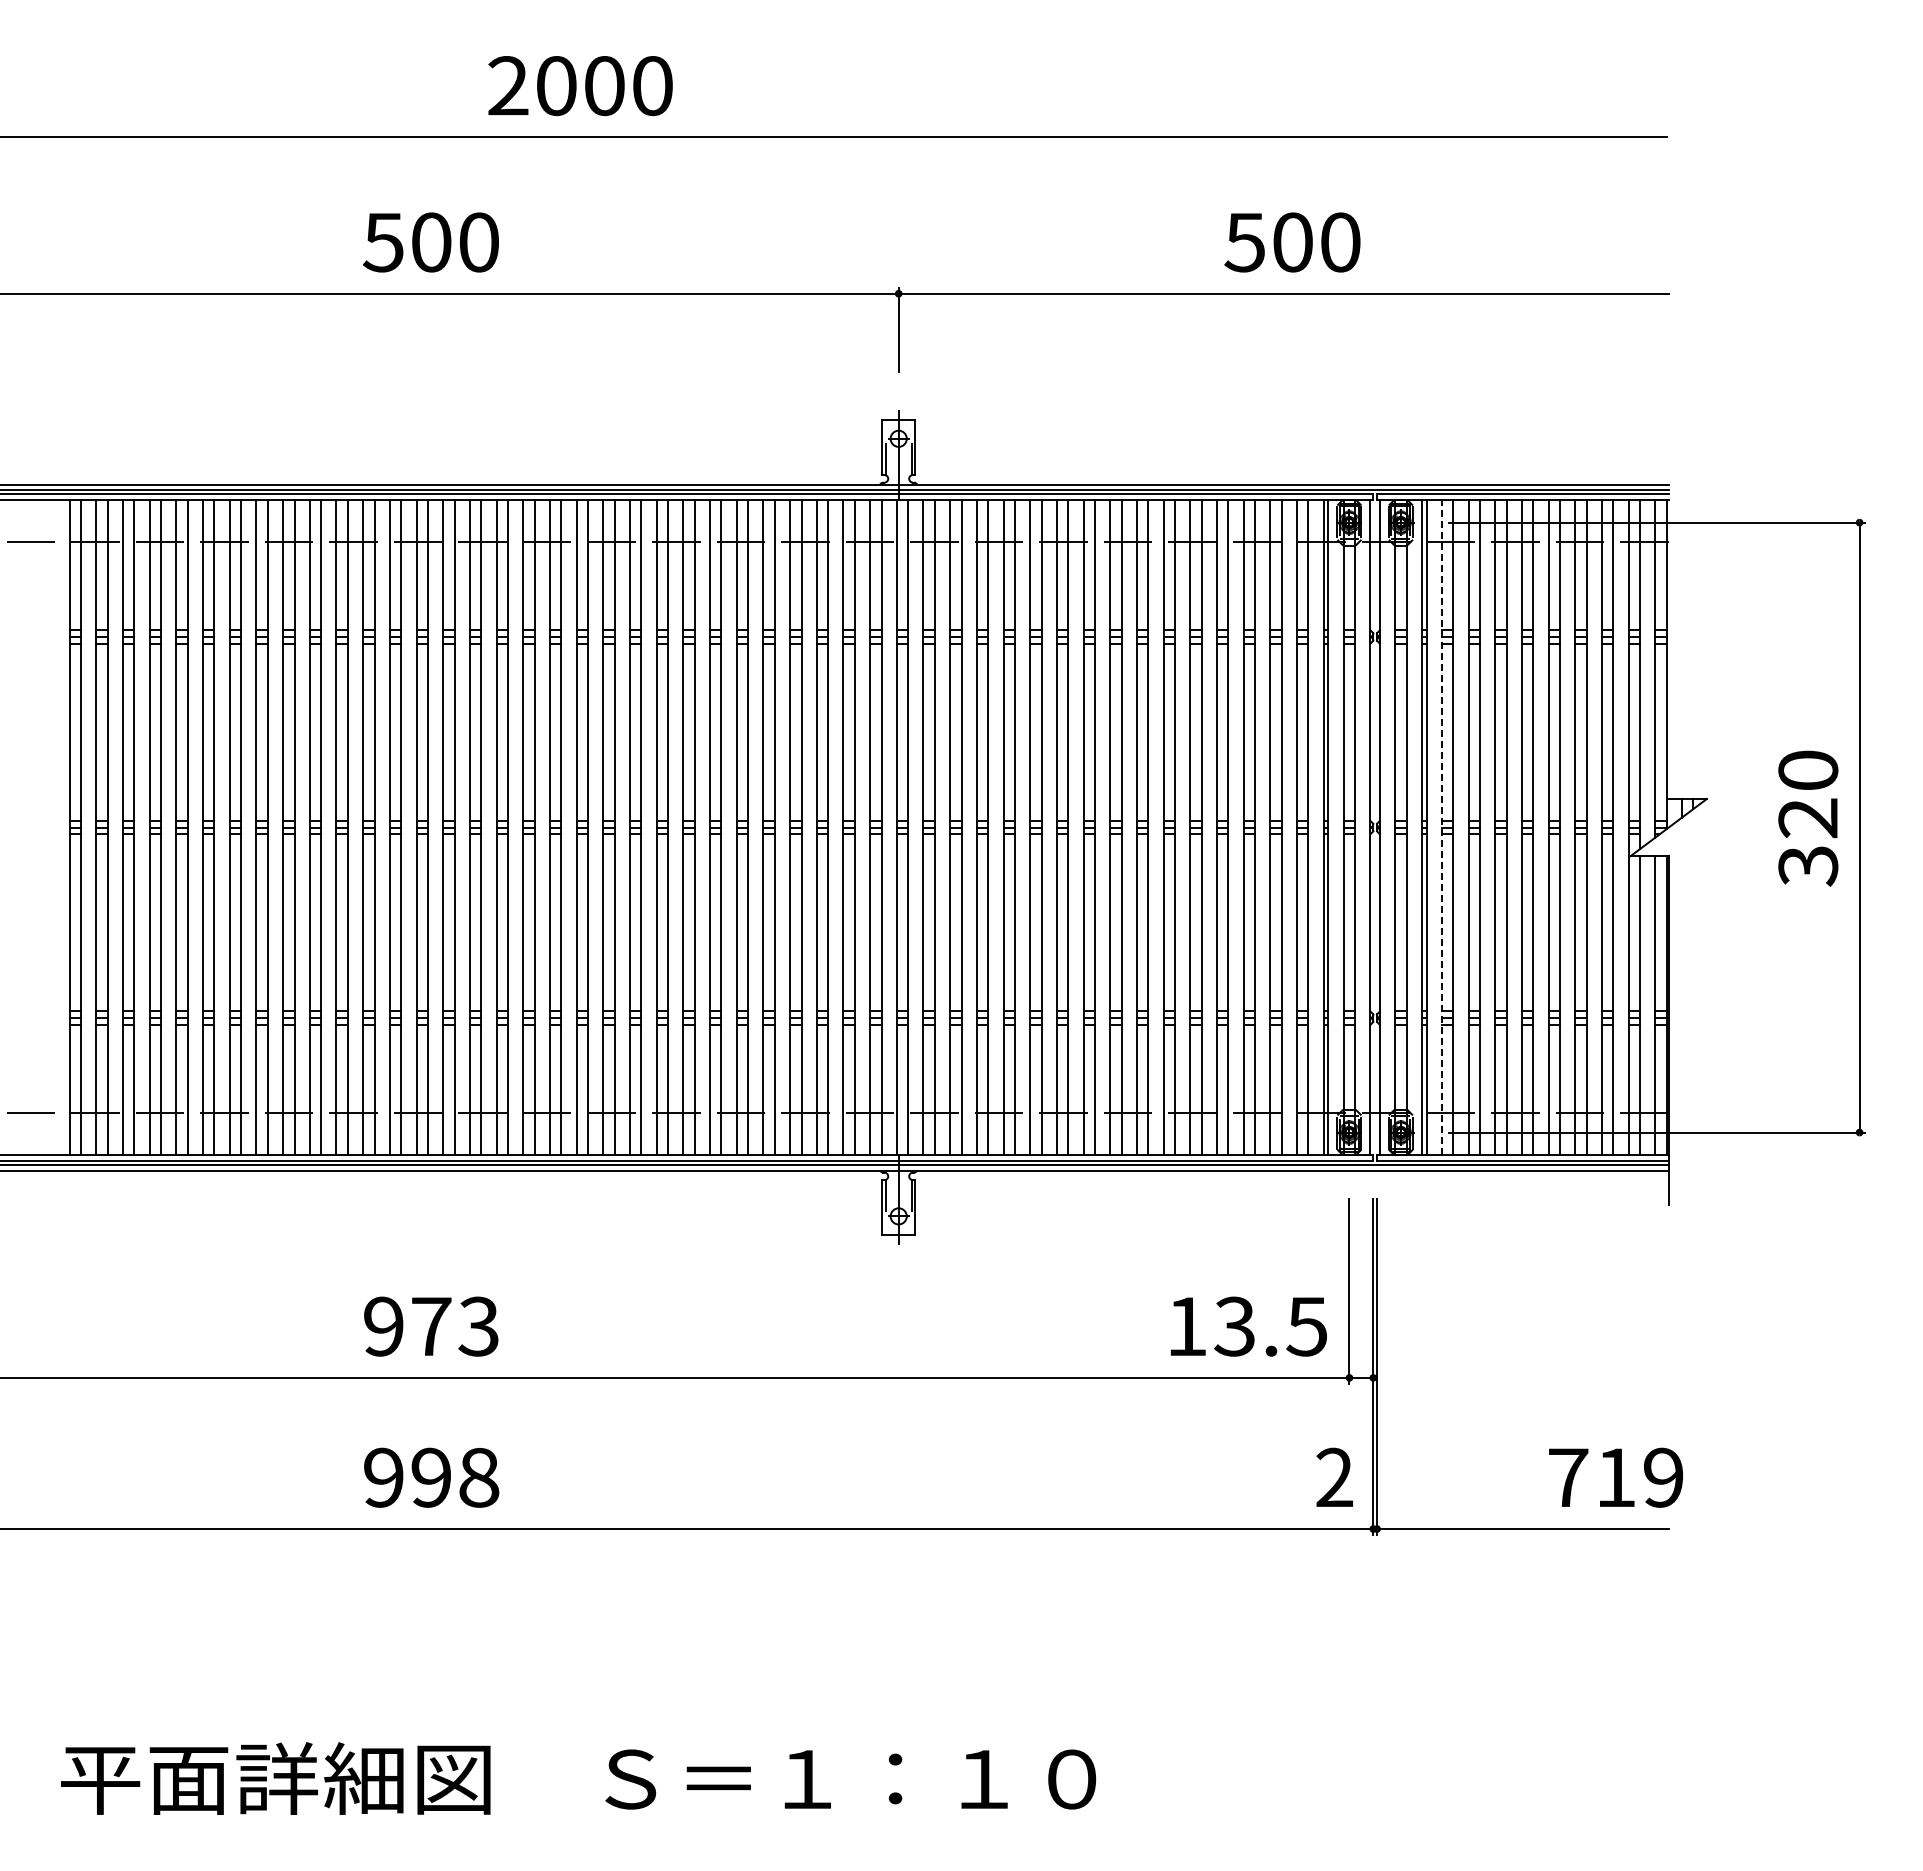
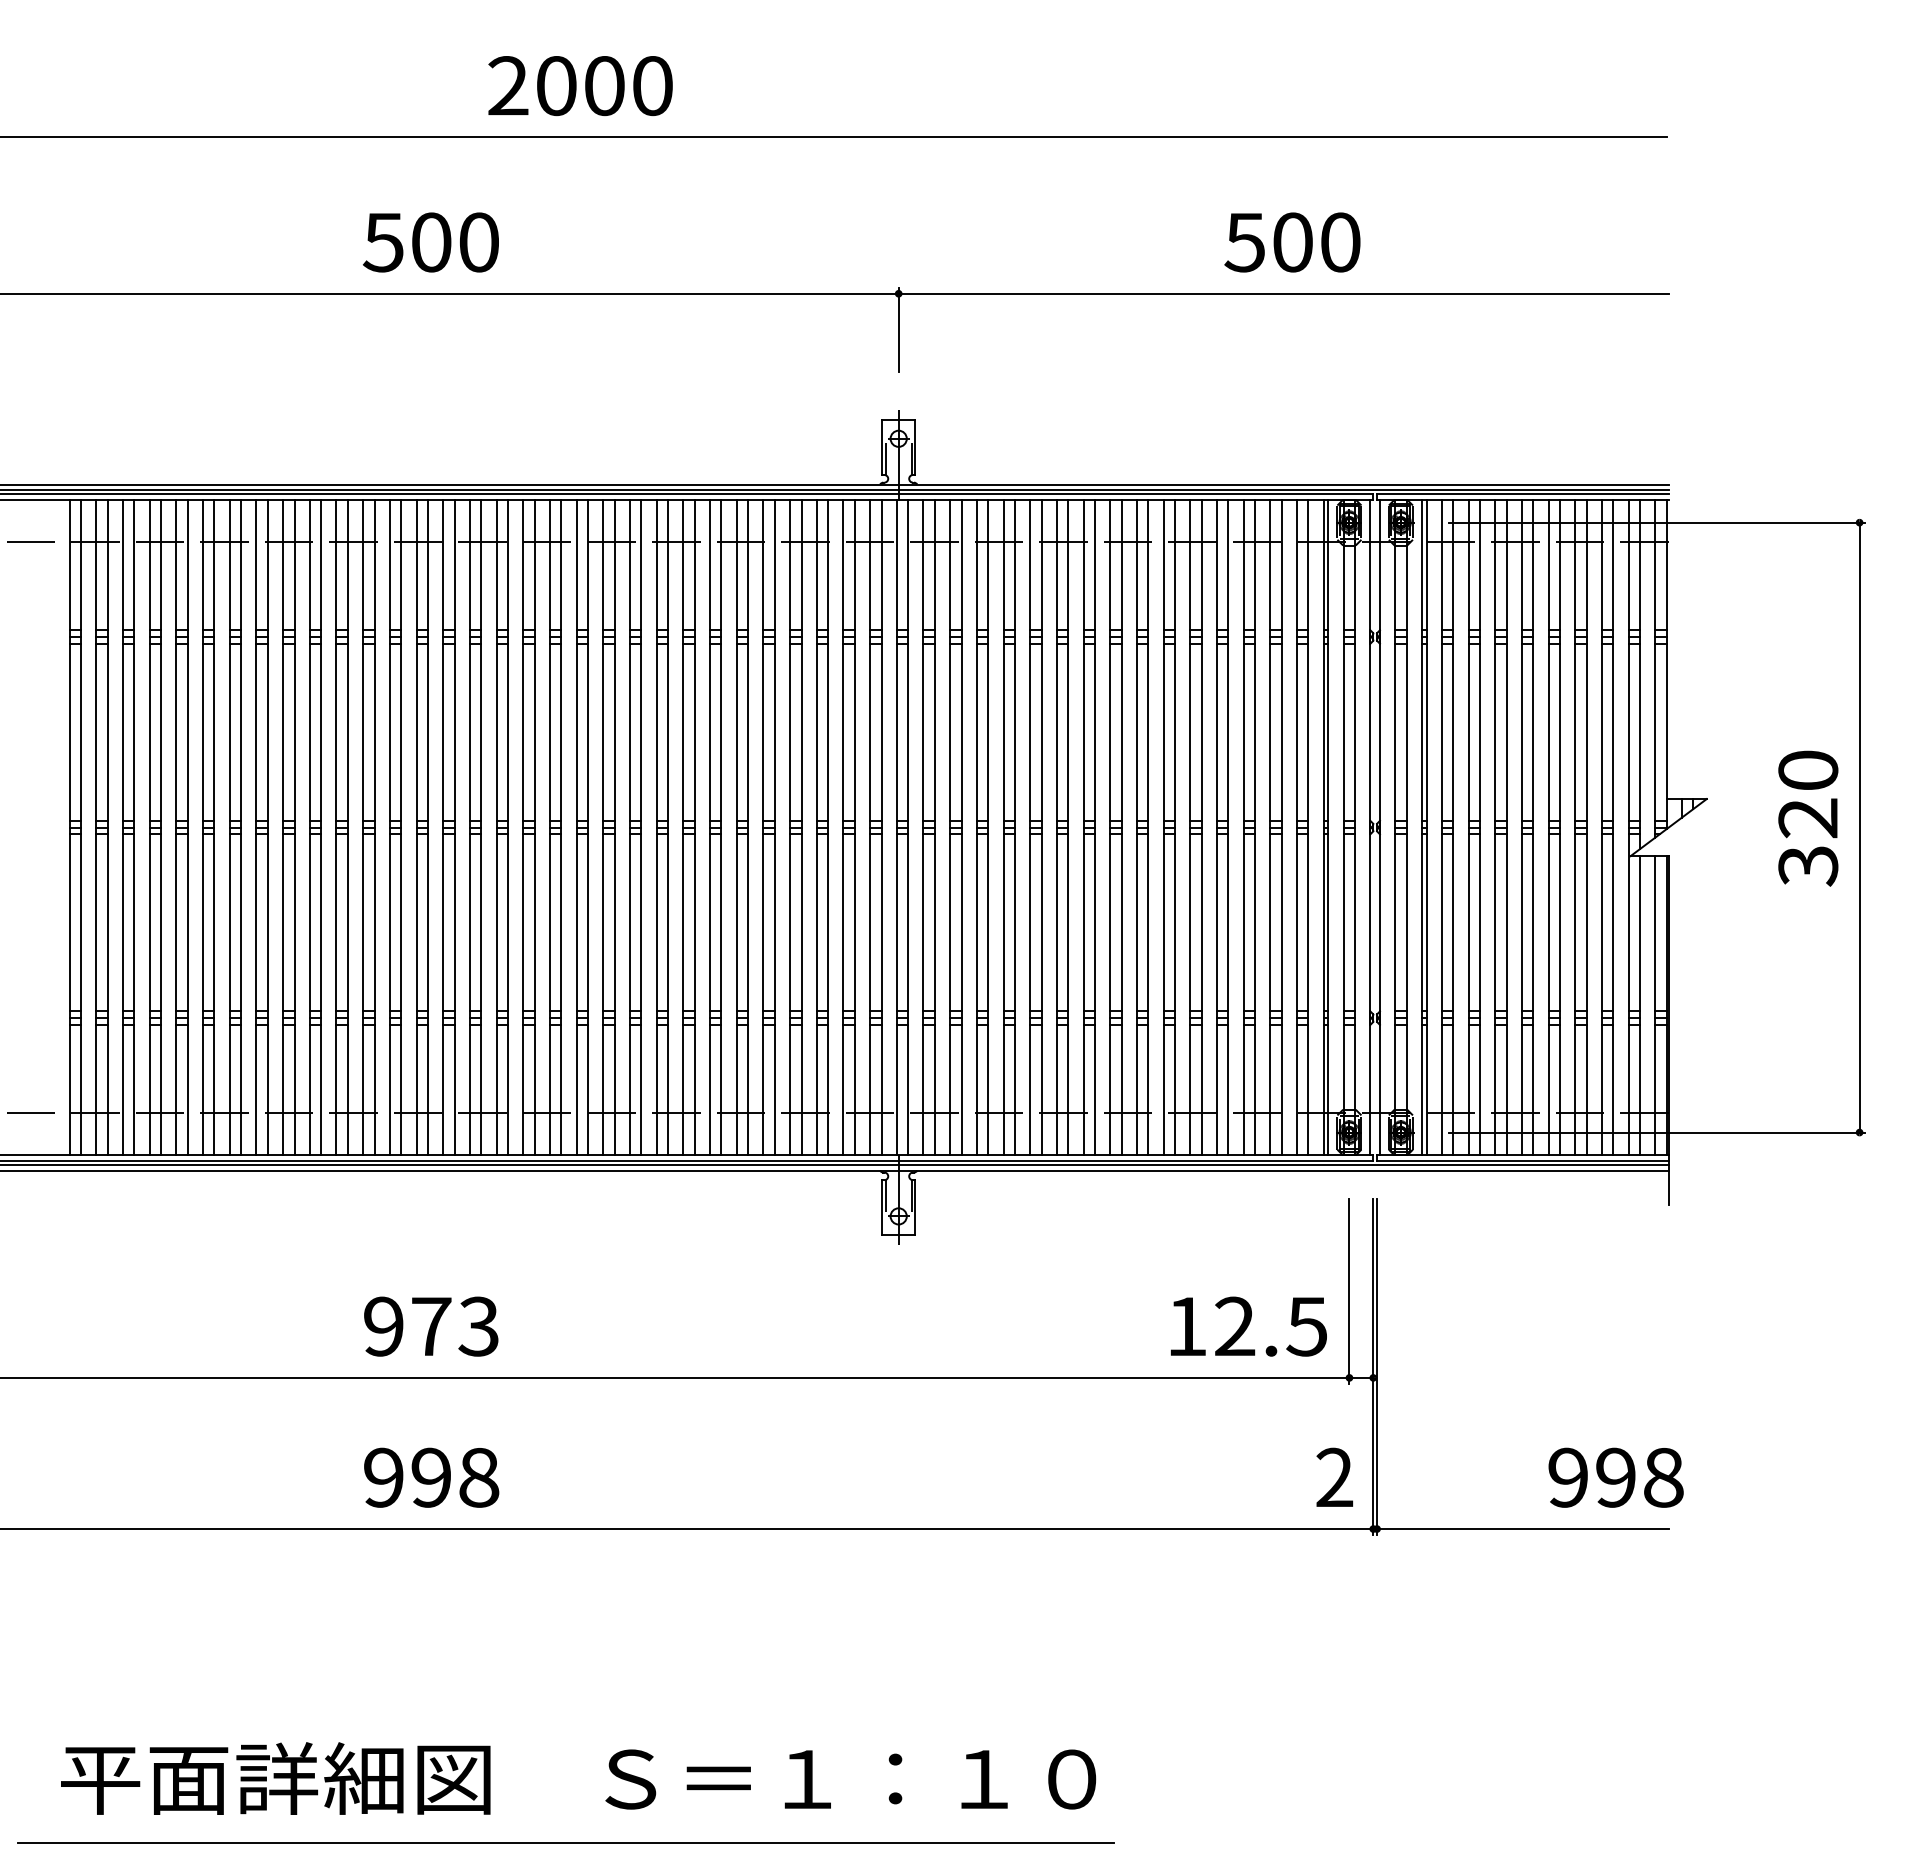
line: dashed -> solid (1441, 827)
text: 13.5 -> 12.5 (1234, 1326)
text: 719 -> 998 (1615, 1477)
line: none -> present (566, 1843)
